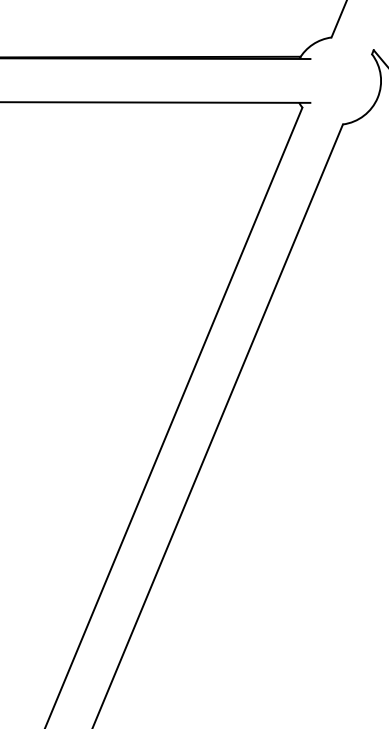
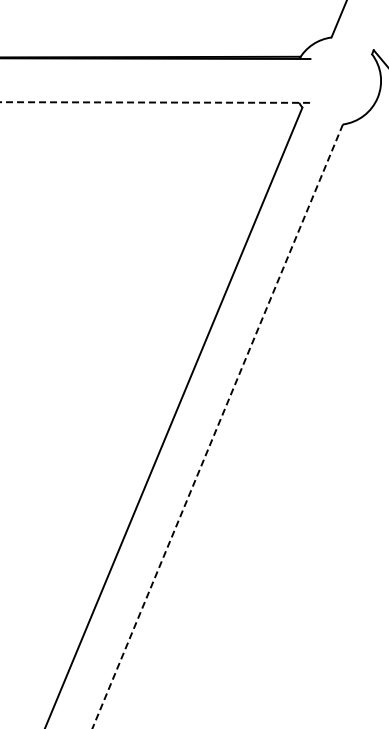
line: solid -> dashed (155, 102)
line: solid -> dashed (217, 426)
